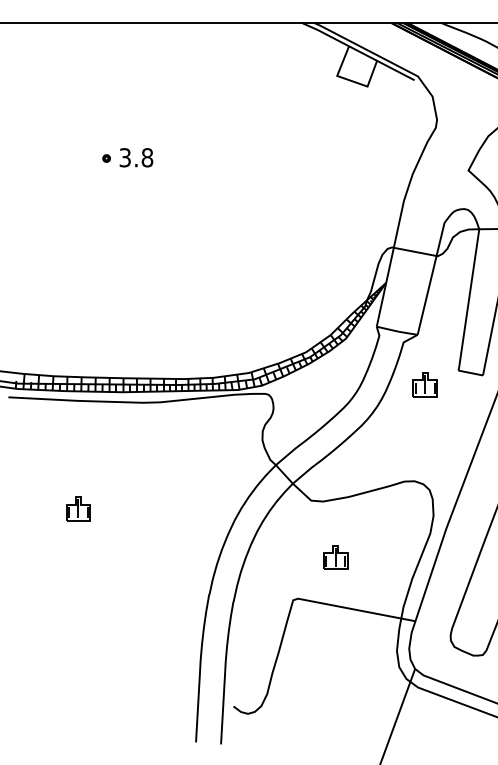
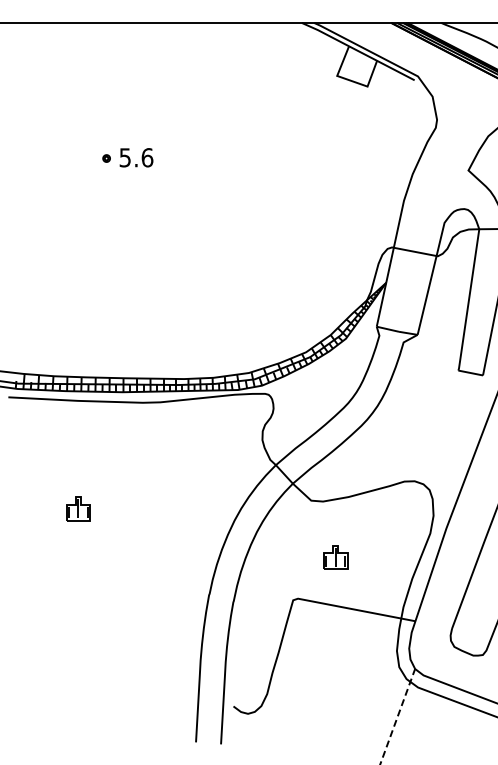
text: 3.8 -> 5.6 (136, 157)
part: present -> none (424, 384)
line: solid -> dashed (398, 715)
